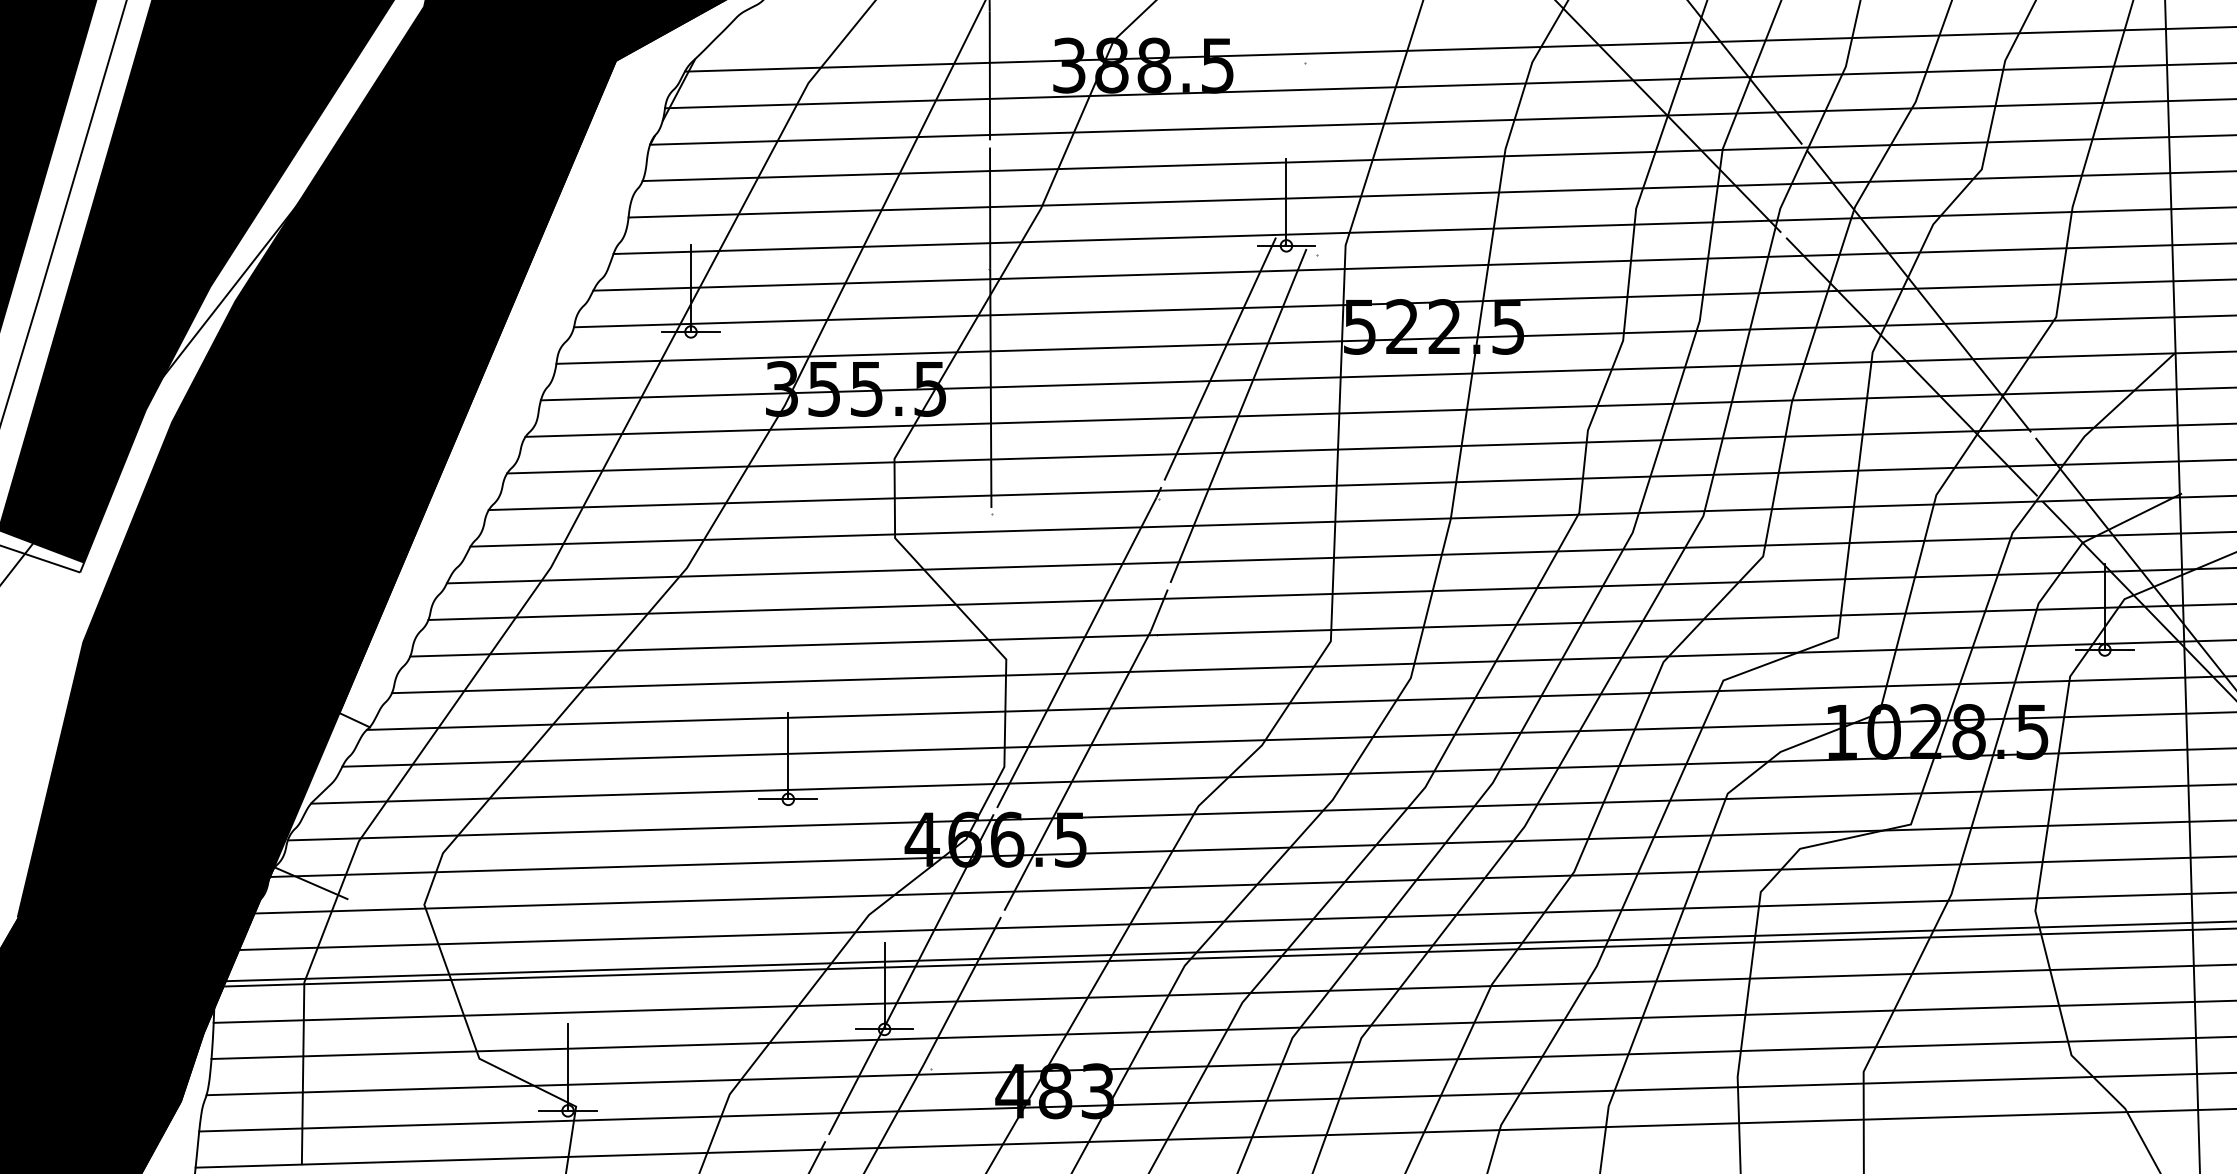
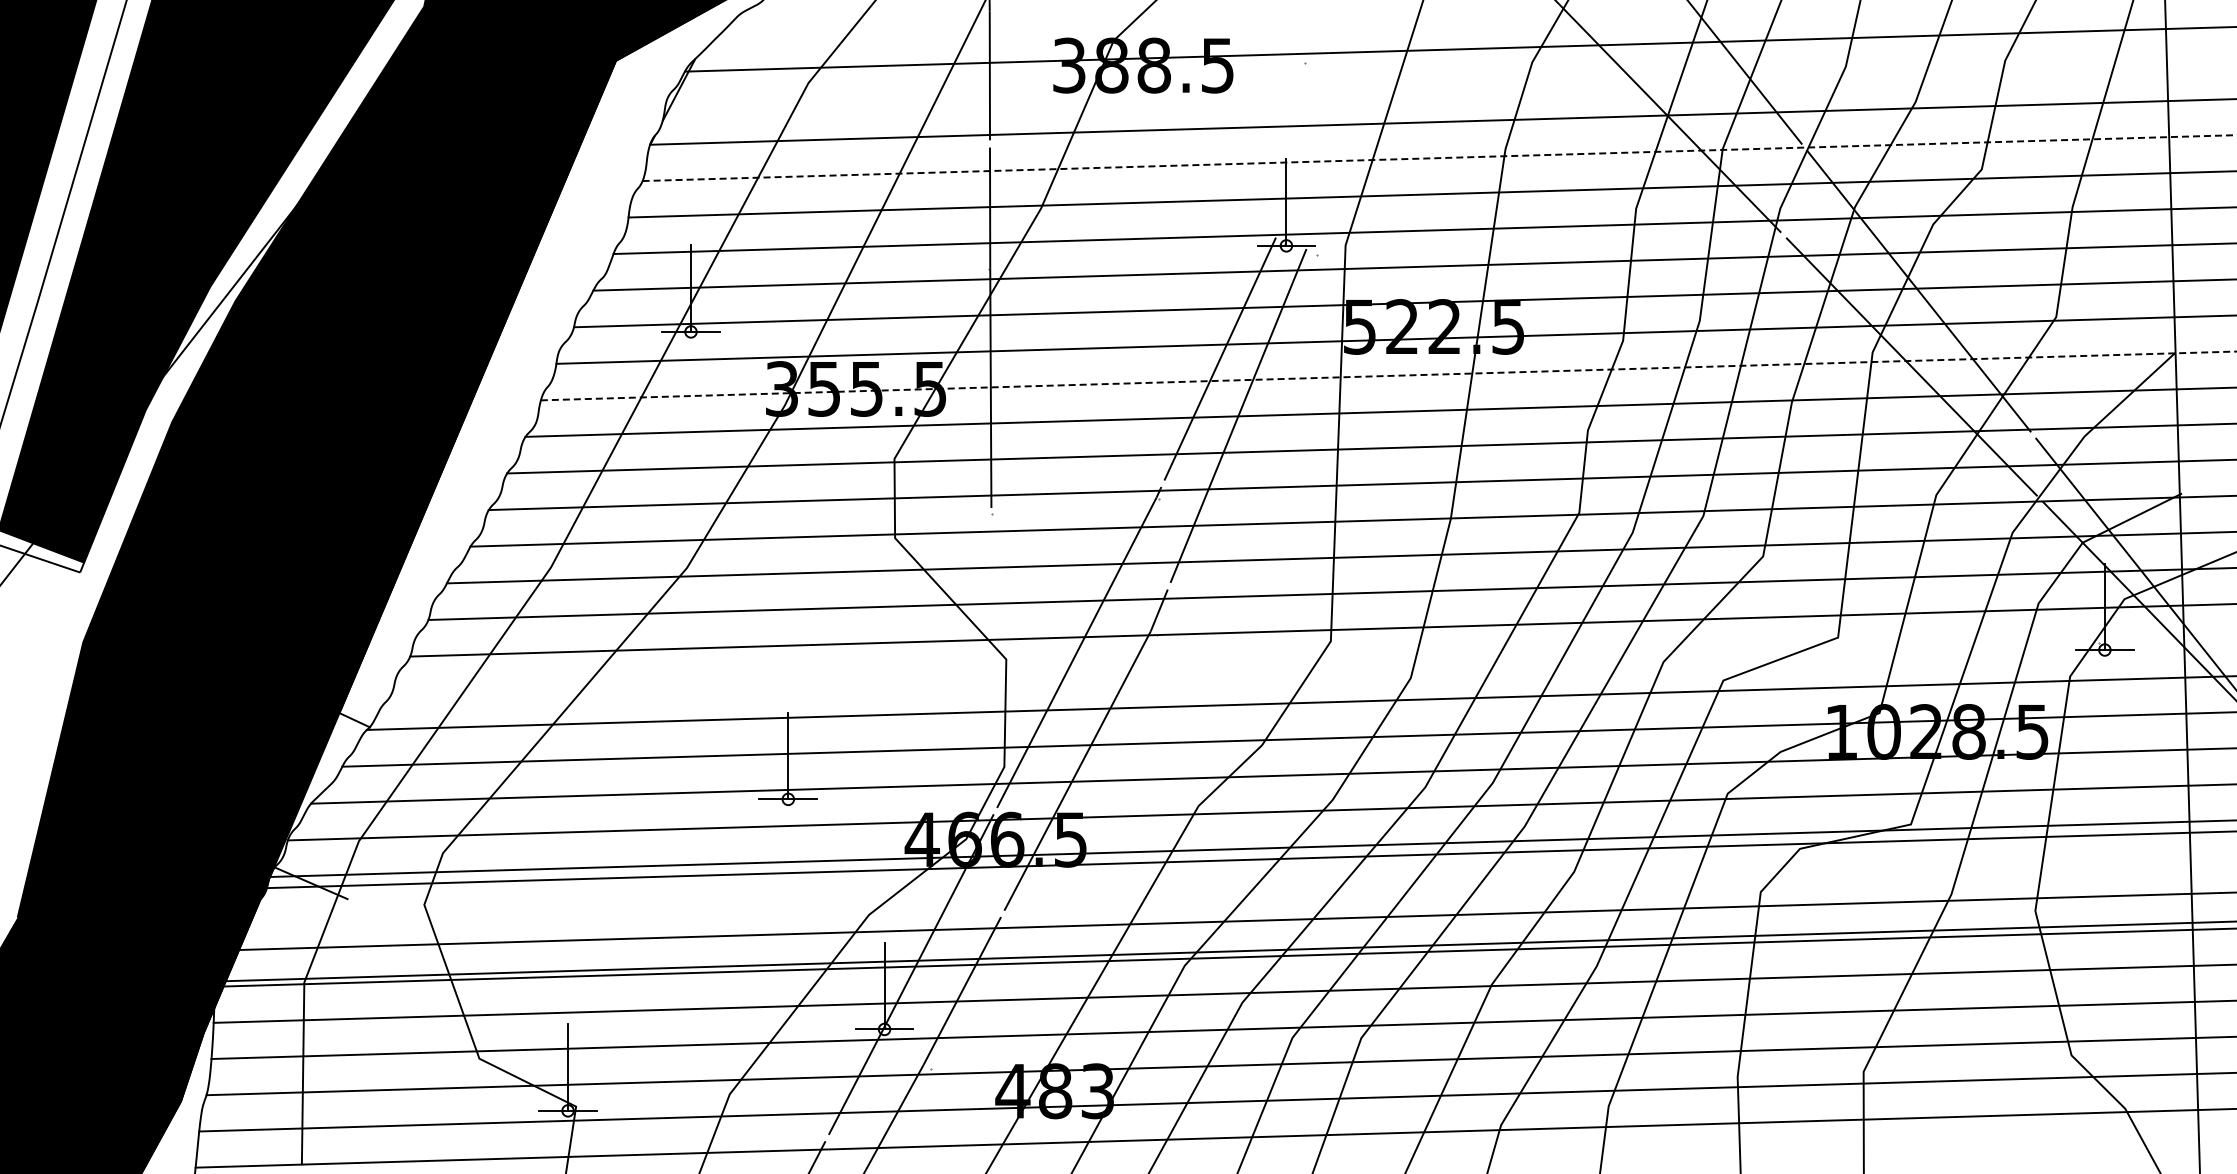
line: present -> none (1449, 85)
line: solid -> dashed (1439, 158)
line: solid -> dashed (1388, 375)
line: present -> none (1312, 666)
line position: (1241, 884) -> (1241, 859) (1241, 859)
